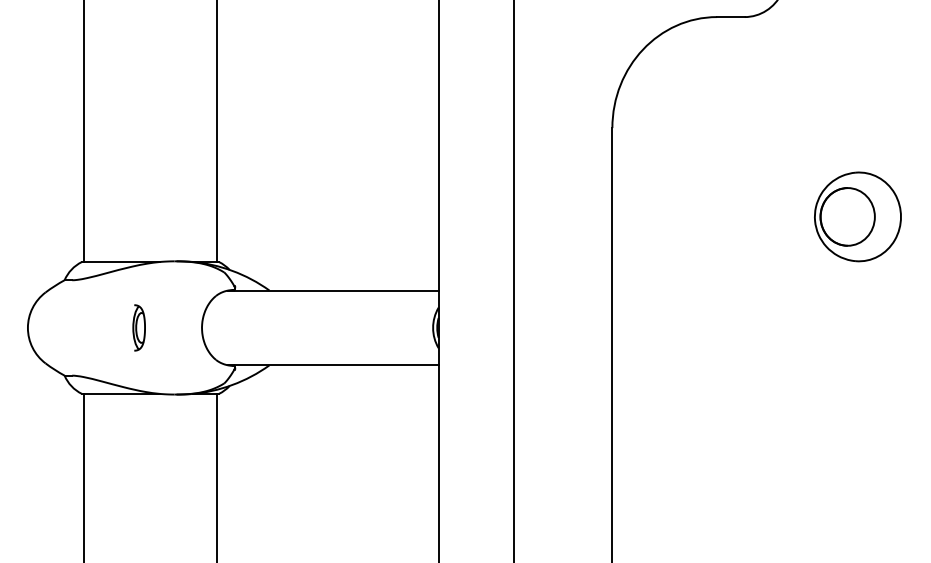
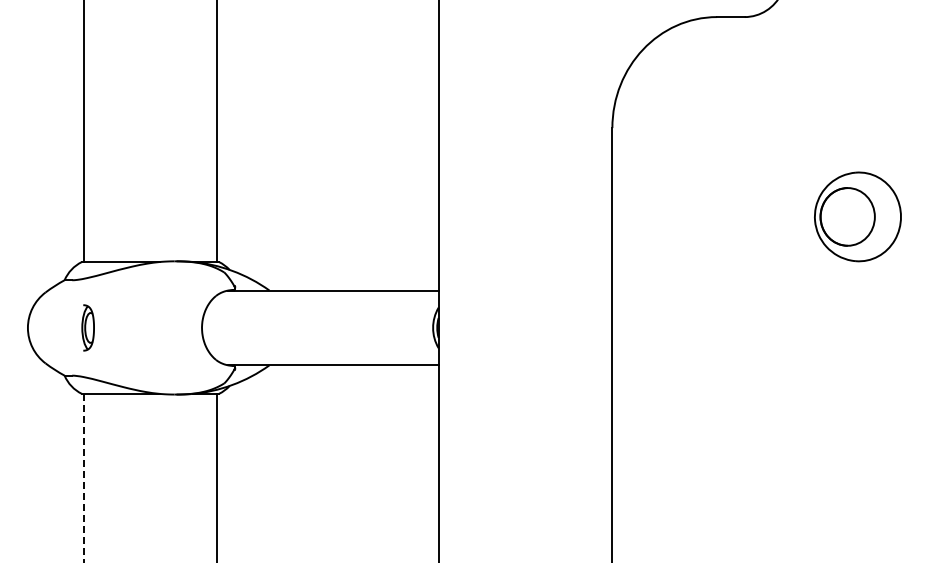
line: present -> none (513, 280)
part position: (138, 327) -> (87, 327) (87, 327)
line: solid -> dashed (83, 478)
